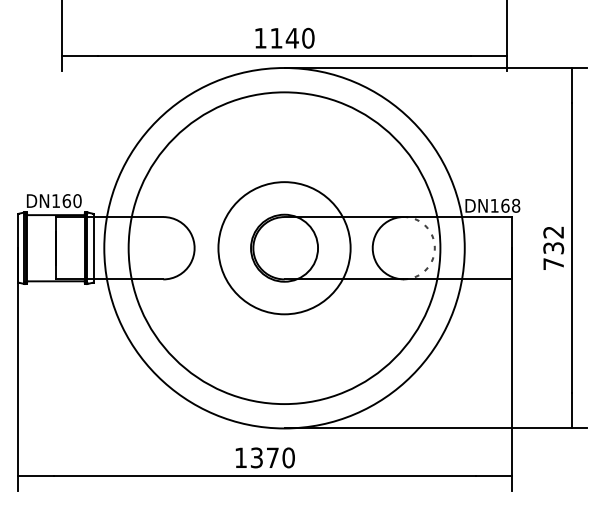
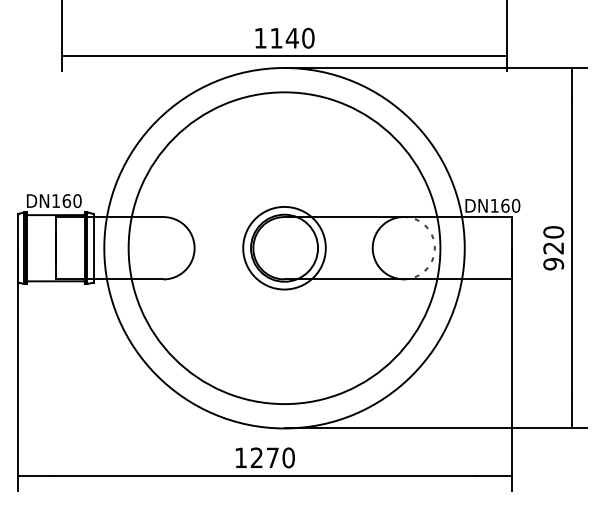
text: DN168 -> DN160 (516, 205)
circle diameter: 132 px -> 83 px (284, 247)
text: 732 -> 920 (553, 248)
text: 1370 -> 1270 (256, 457)
